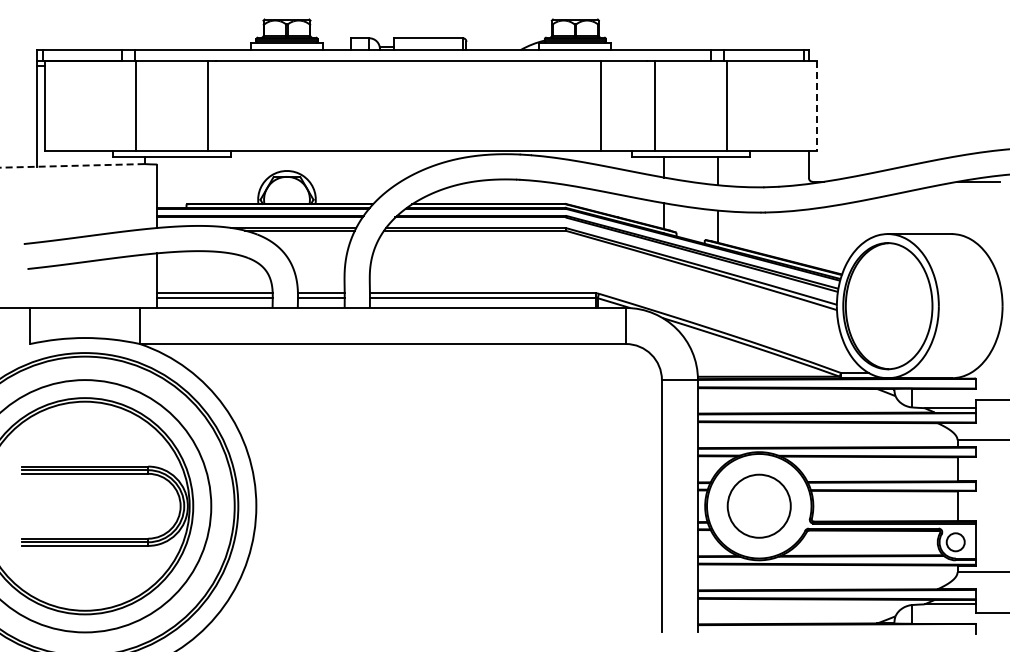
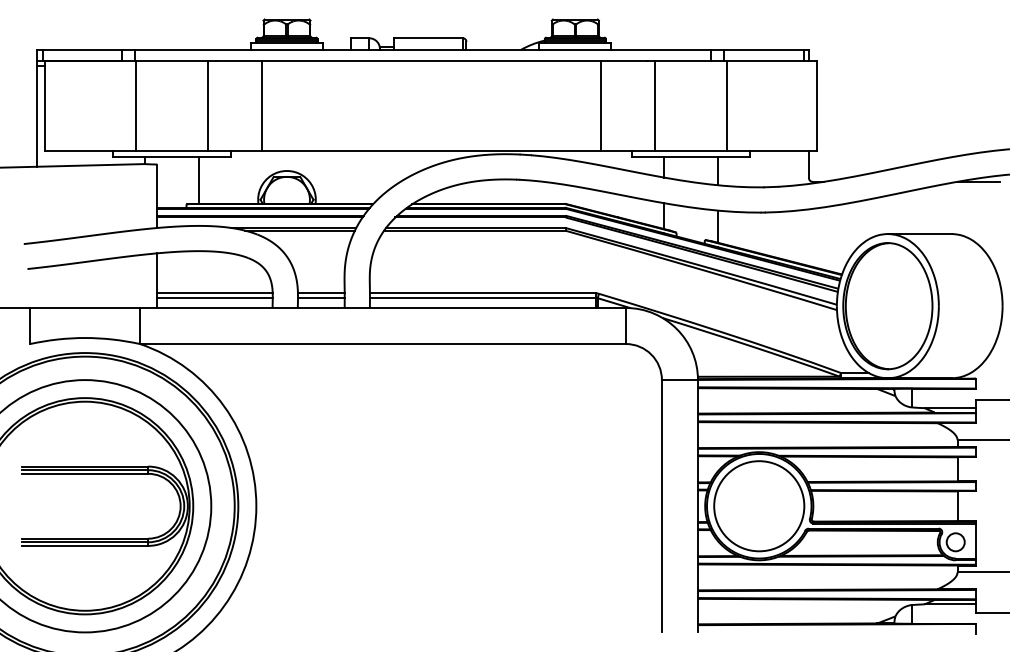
line: none -> present (261, 106)
line: dashed -> solid (816, 106)
line: dashed -> solid (72, 165)
line: none -> present (198, 179)
circle diameter: 63 px -> 90 px (759, 506)
